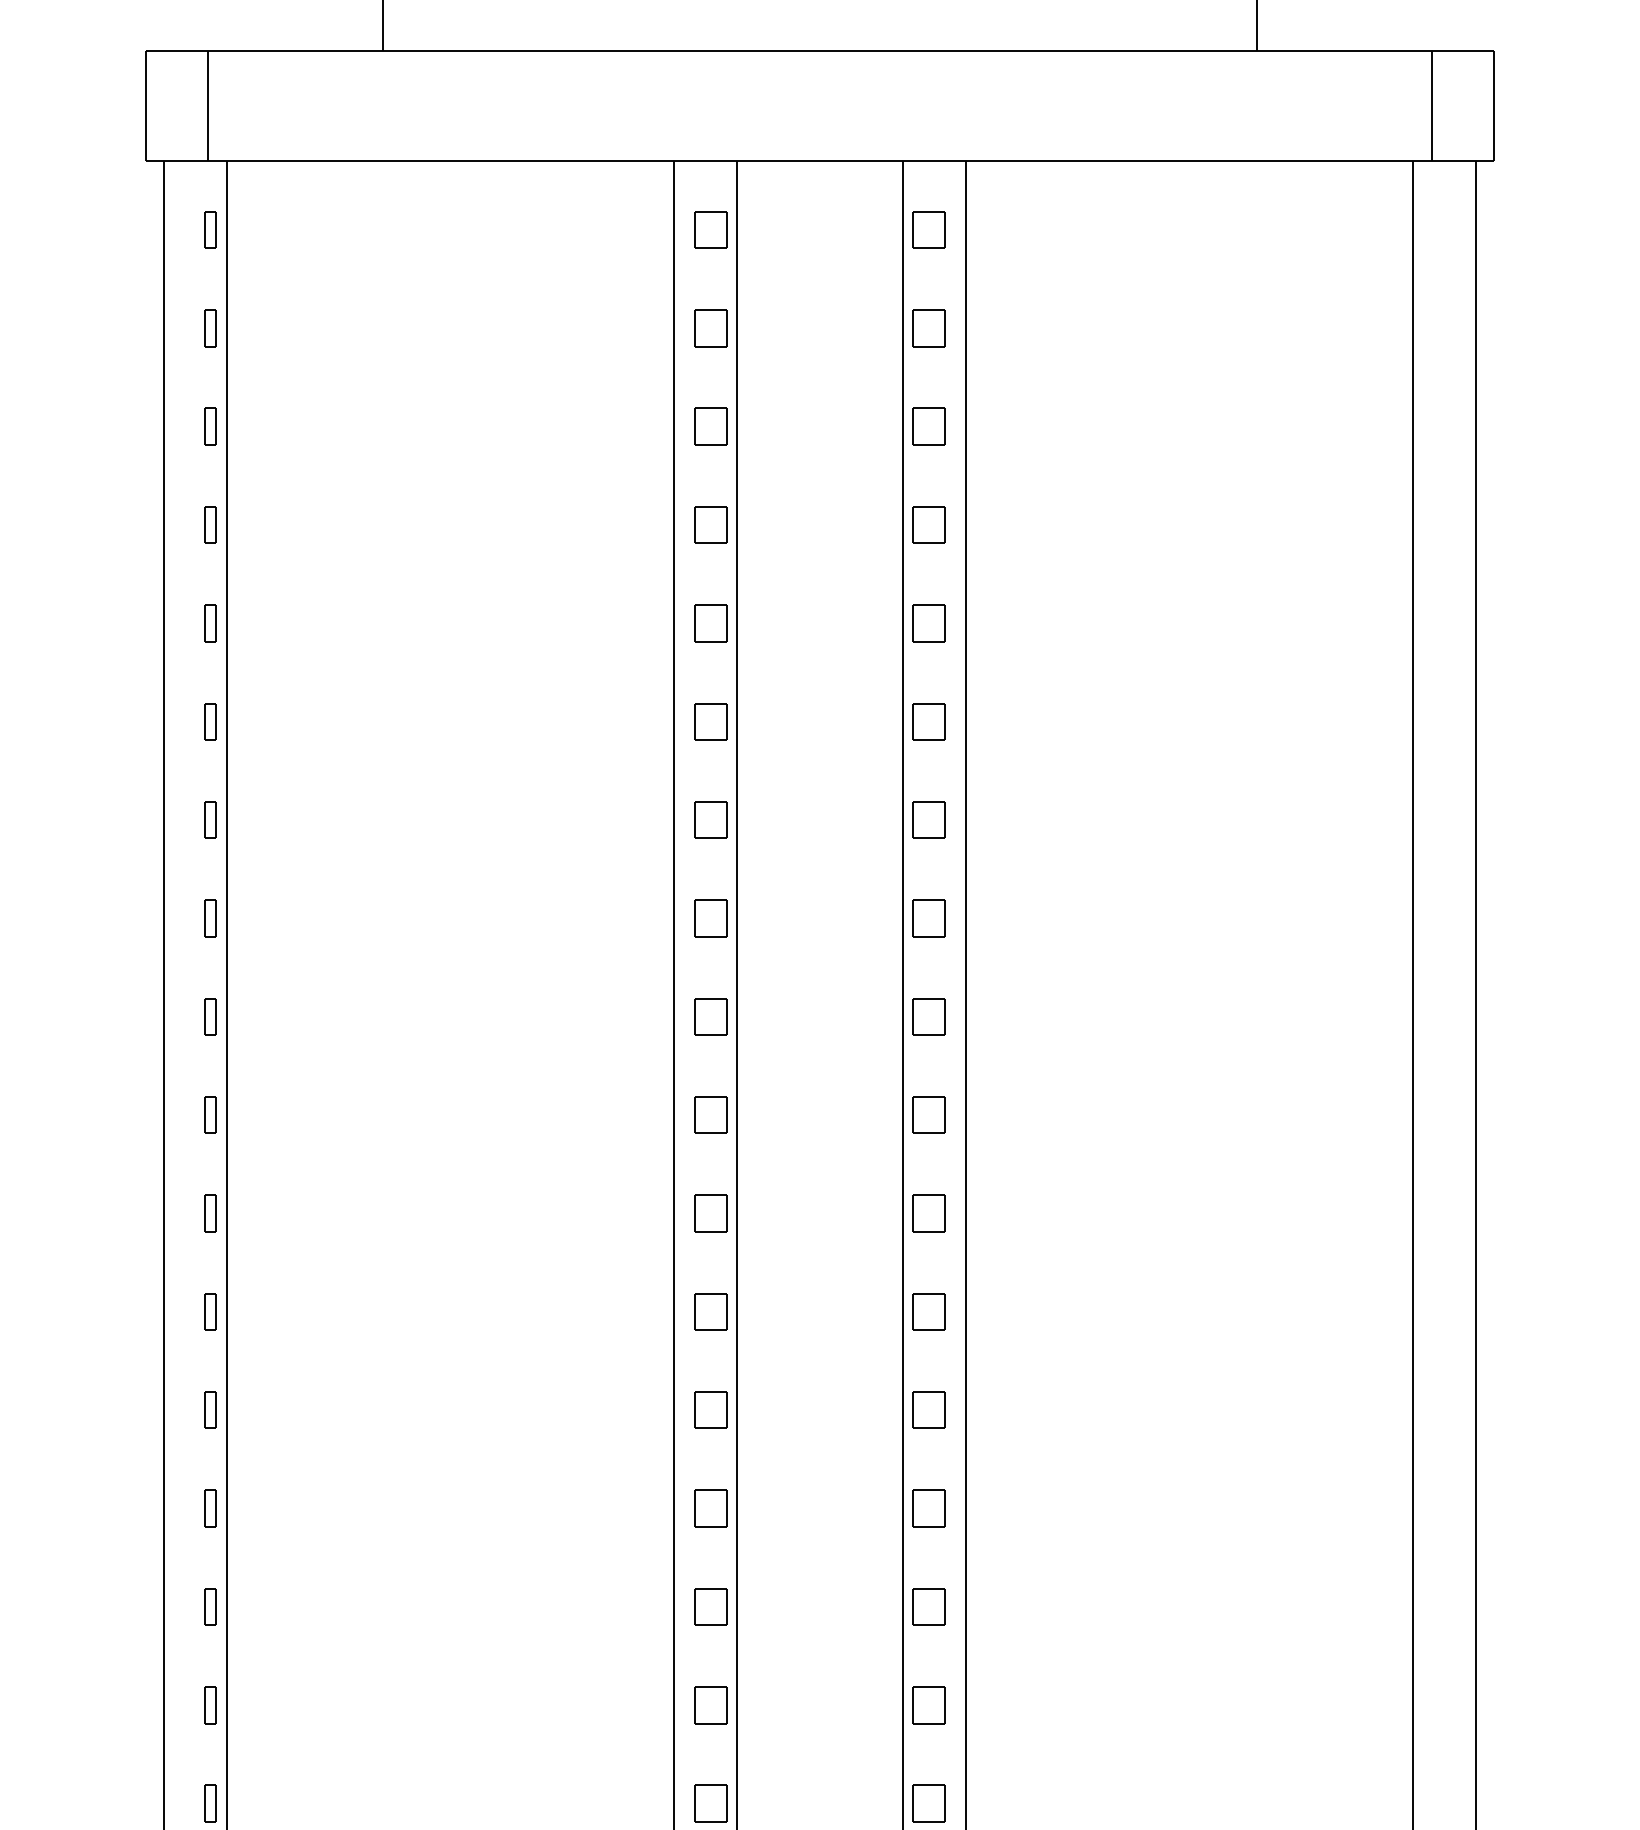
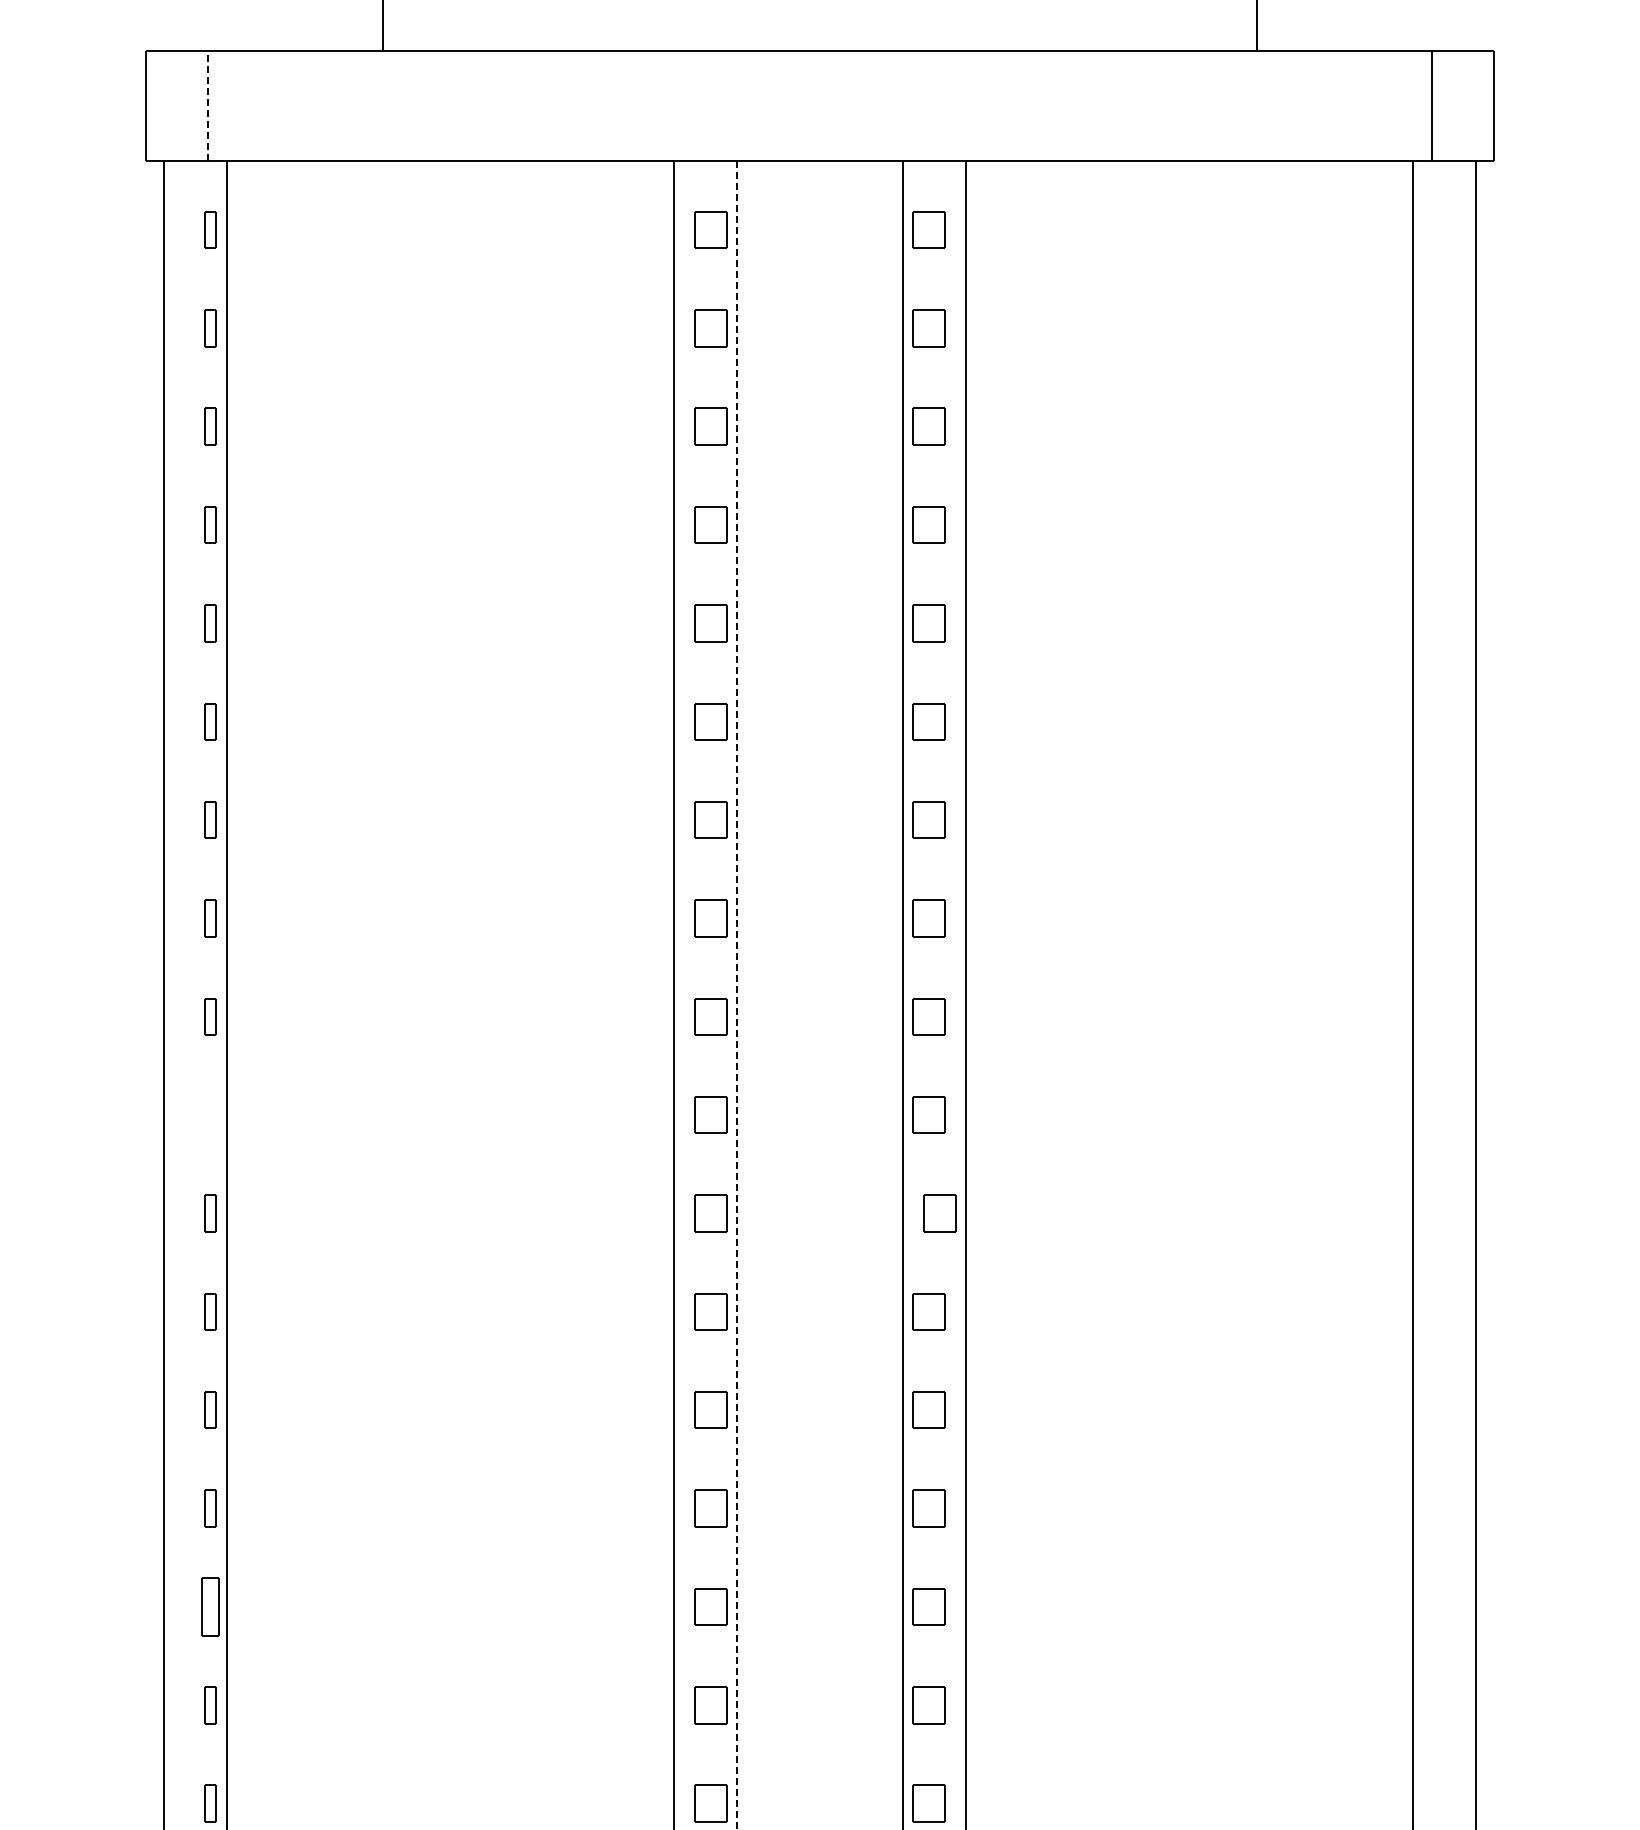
line: solid -> dashed (208, 106)
line: solid -> dashed (737, 994)
part: present -> none (210, 1114)
part position: (928, 1213) -> (939, 1213) (939, 1213)
part size: 13x38 px -> 19x60 px (210, 1606)
